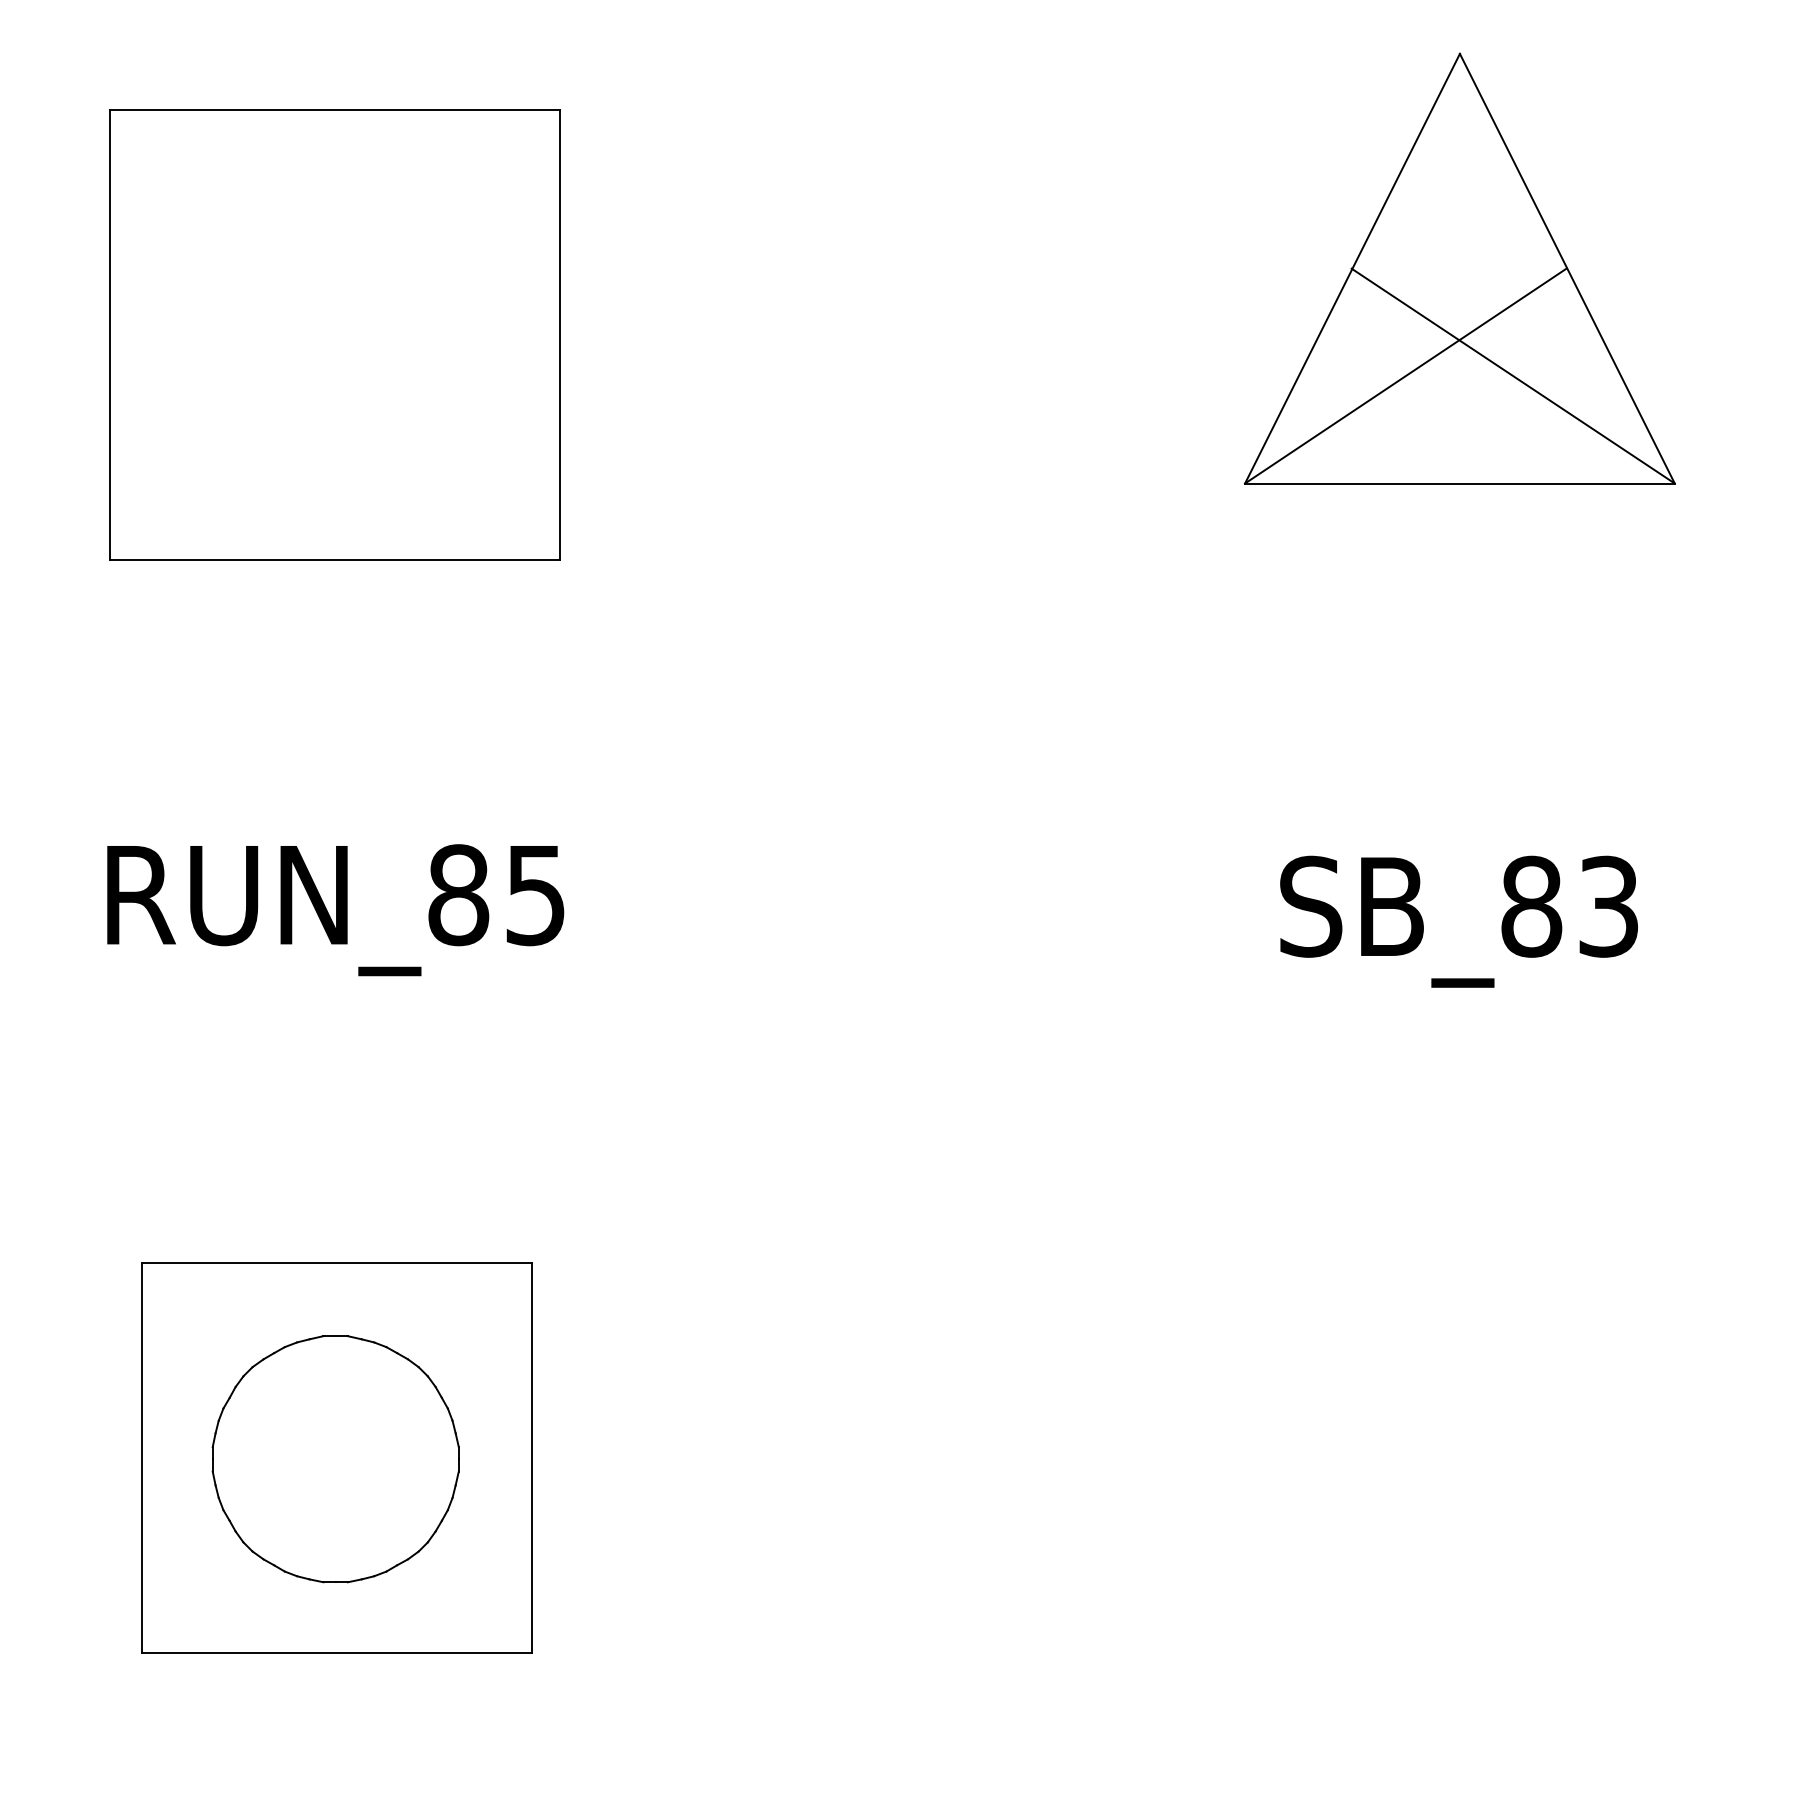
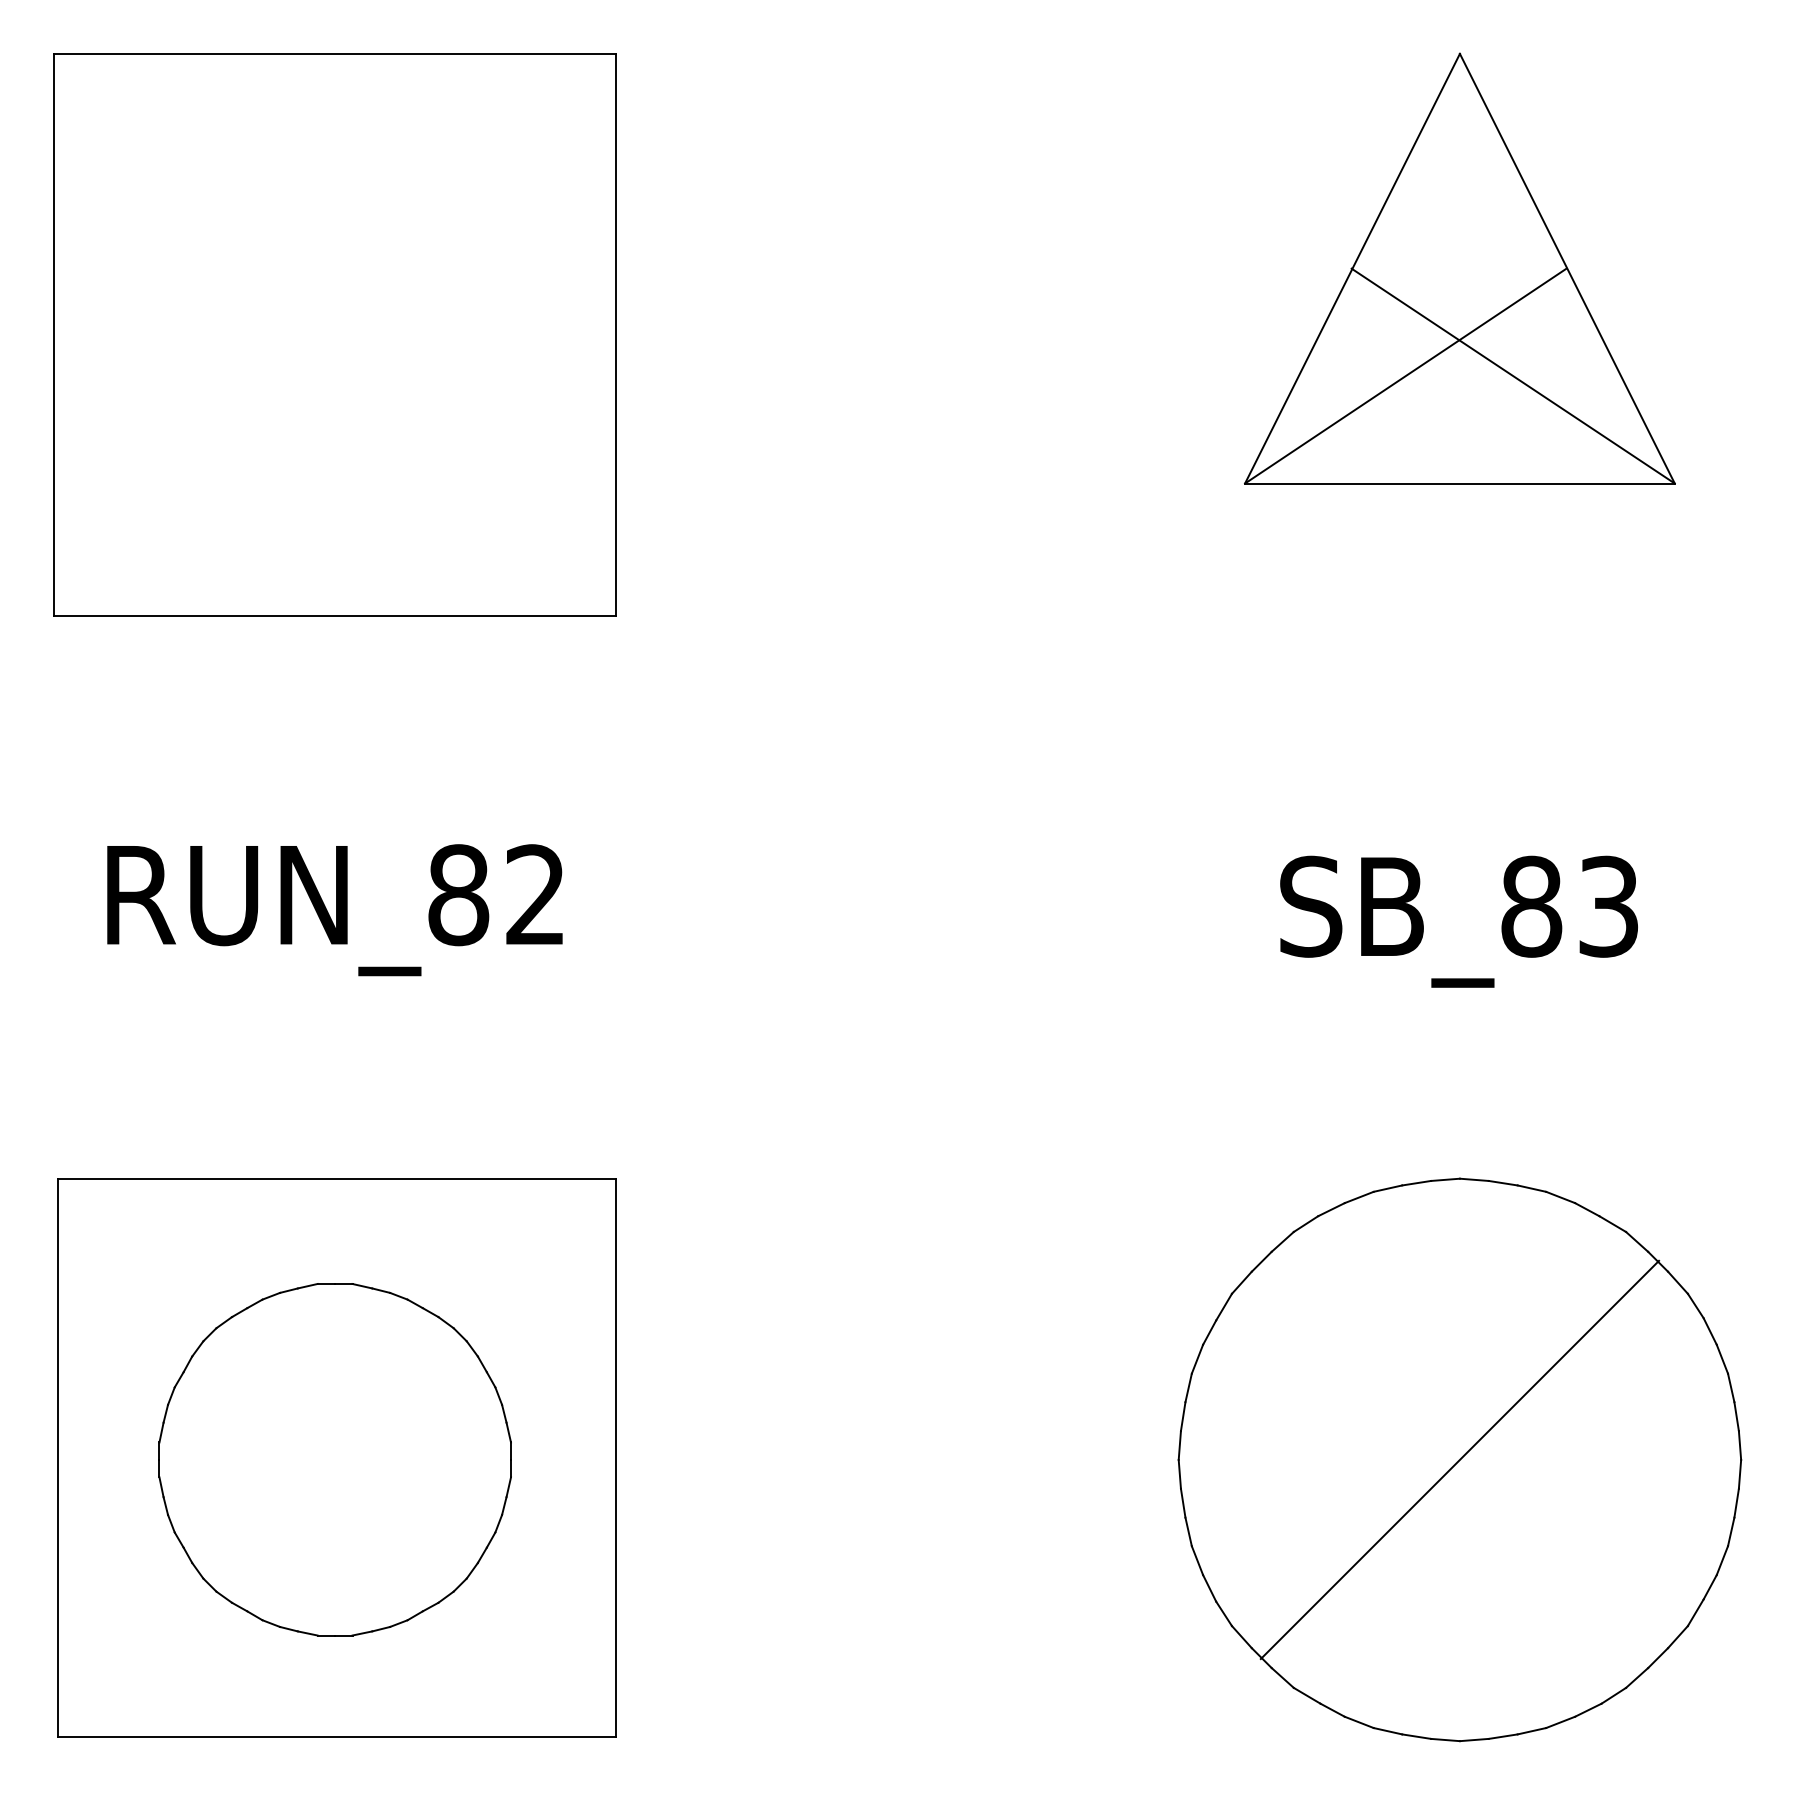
part size: 452x452 px -> 564x564 px (334, 334)
text: RUN_85 -> RUN_82 (535, 895)
part size: 392x392 px -> 560x560 px (336, 1457)
part: none -> present (1459, 1459)
